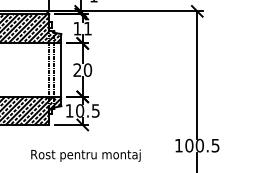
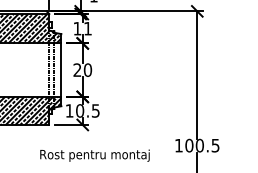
text position: (85, 155) -> (94, 155) (94, 155)
